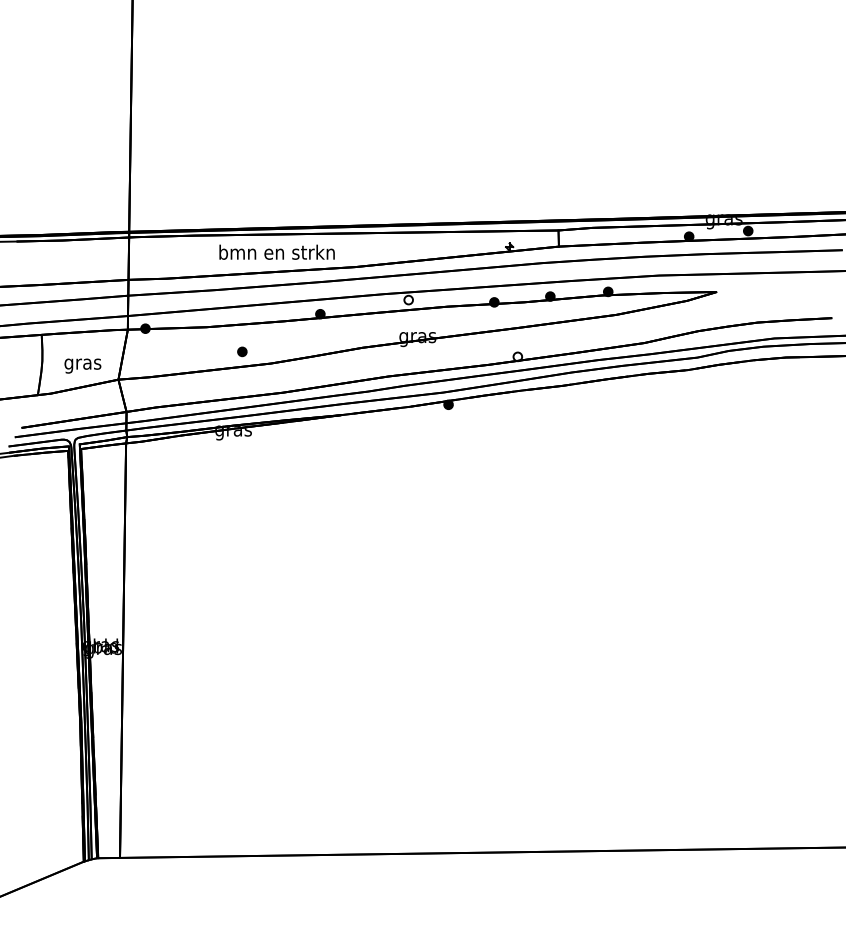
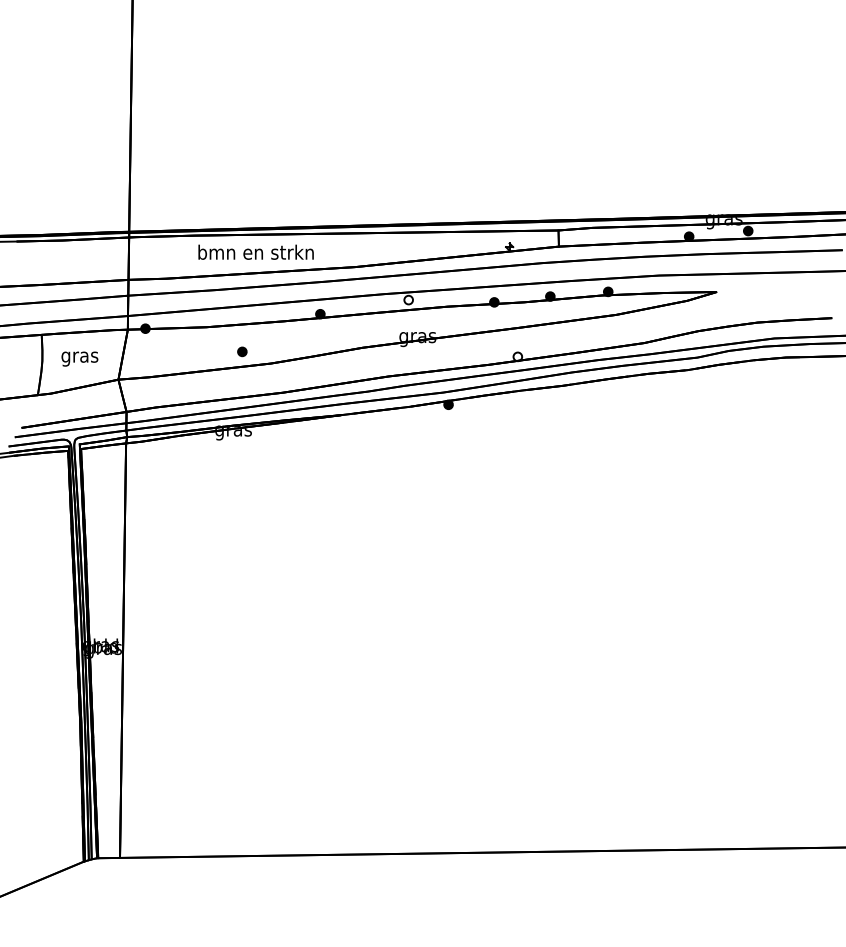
text position: (276, 251) -> (255, 251) (255, 251)
text position: (82, 365) -> (79, 358) (79, 358)
